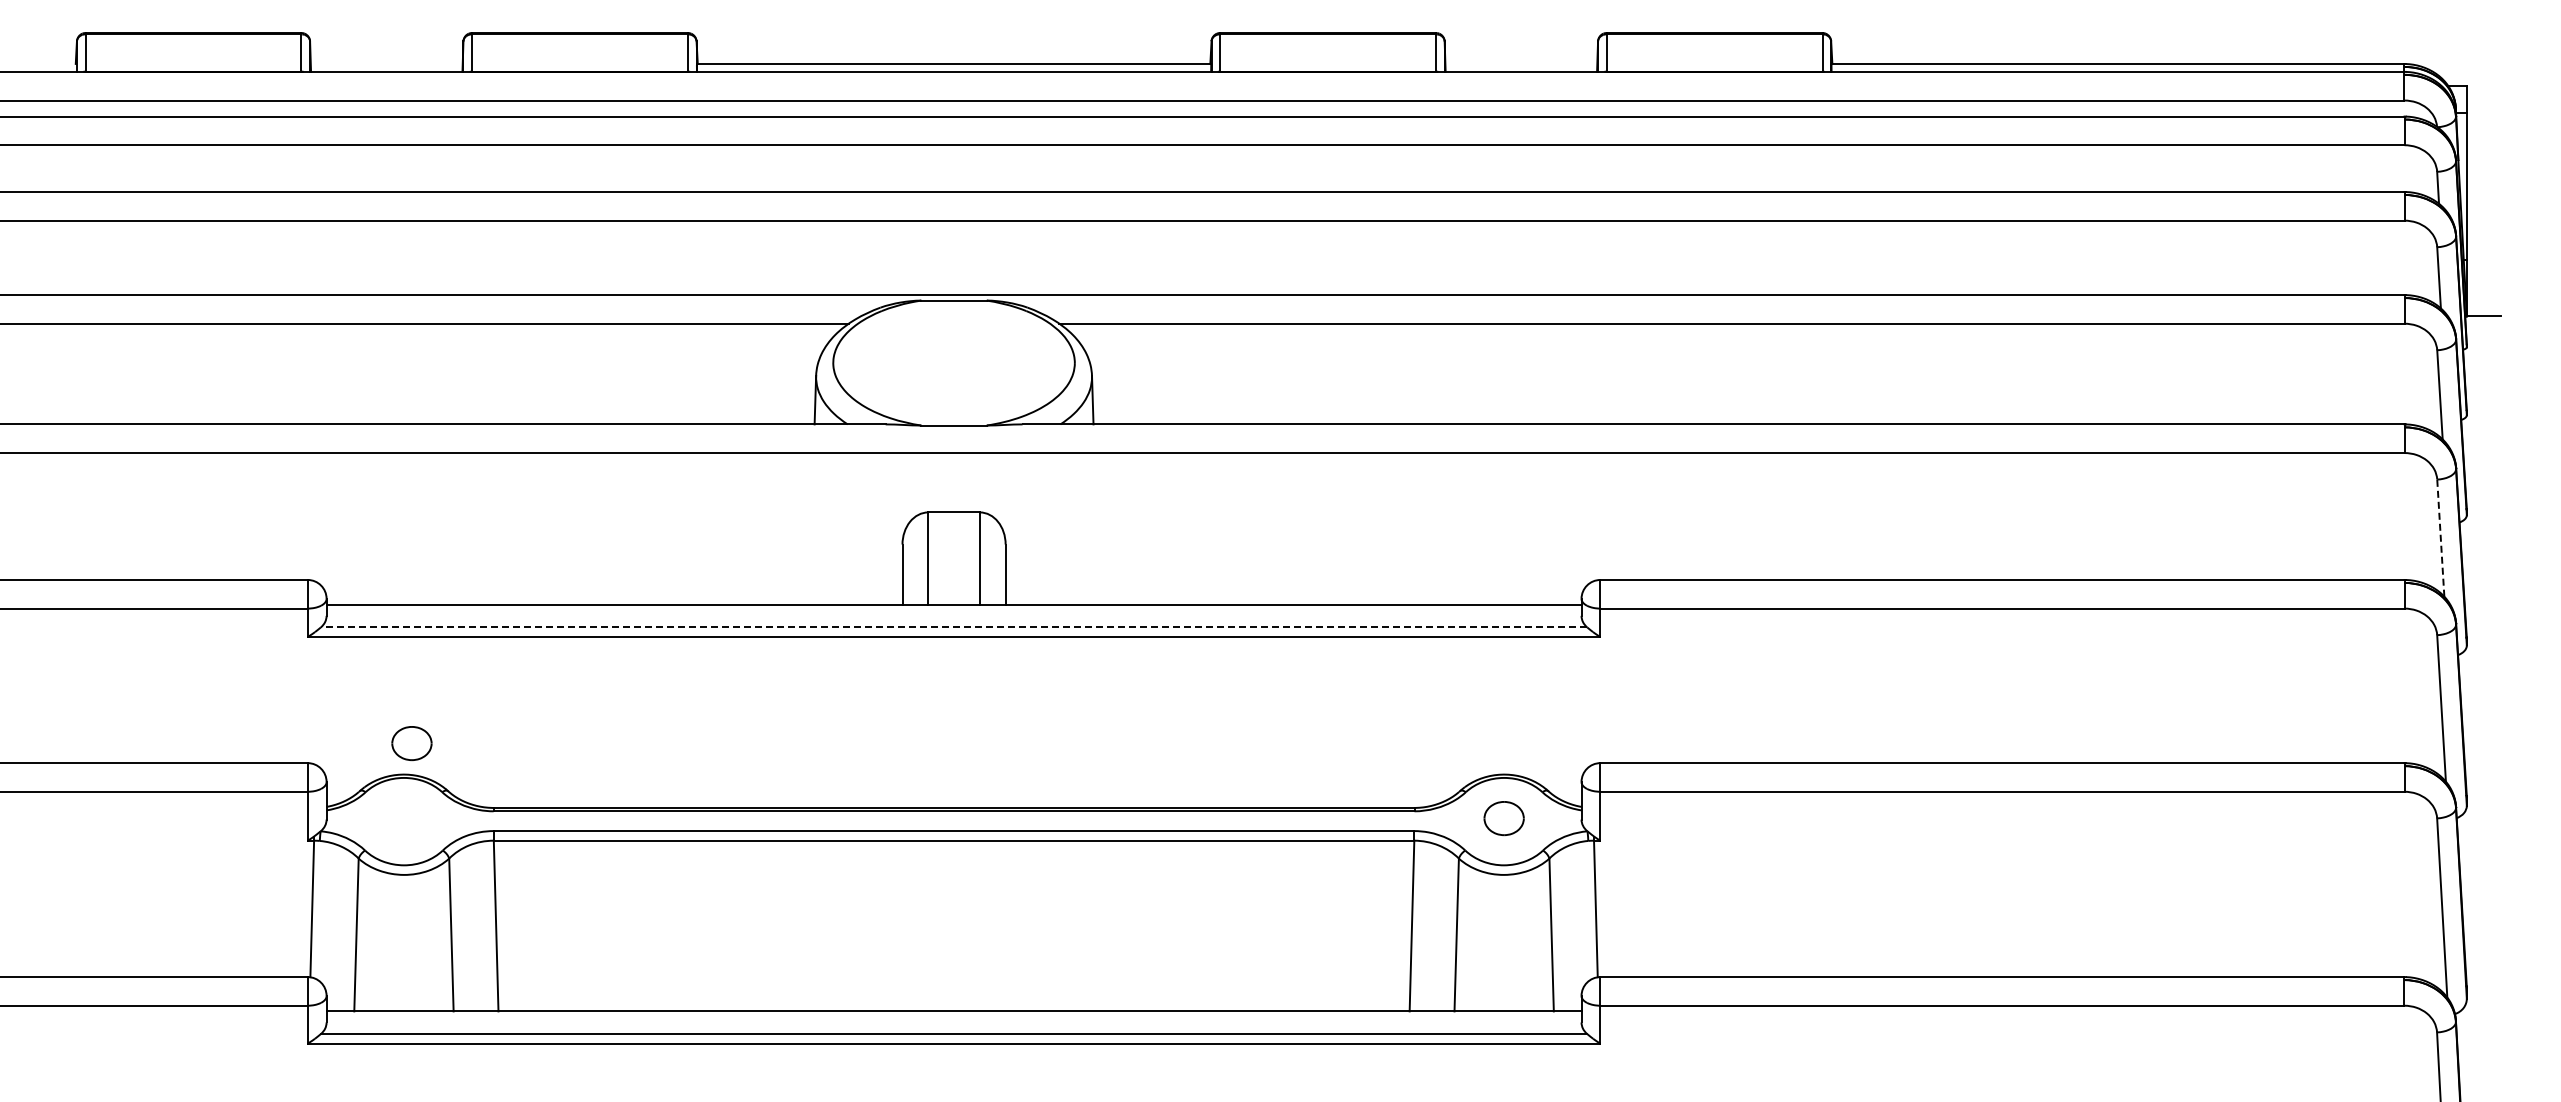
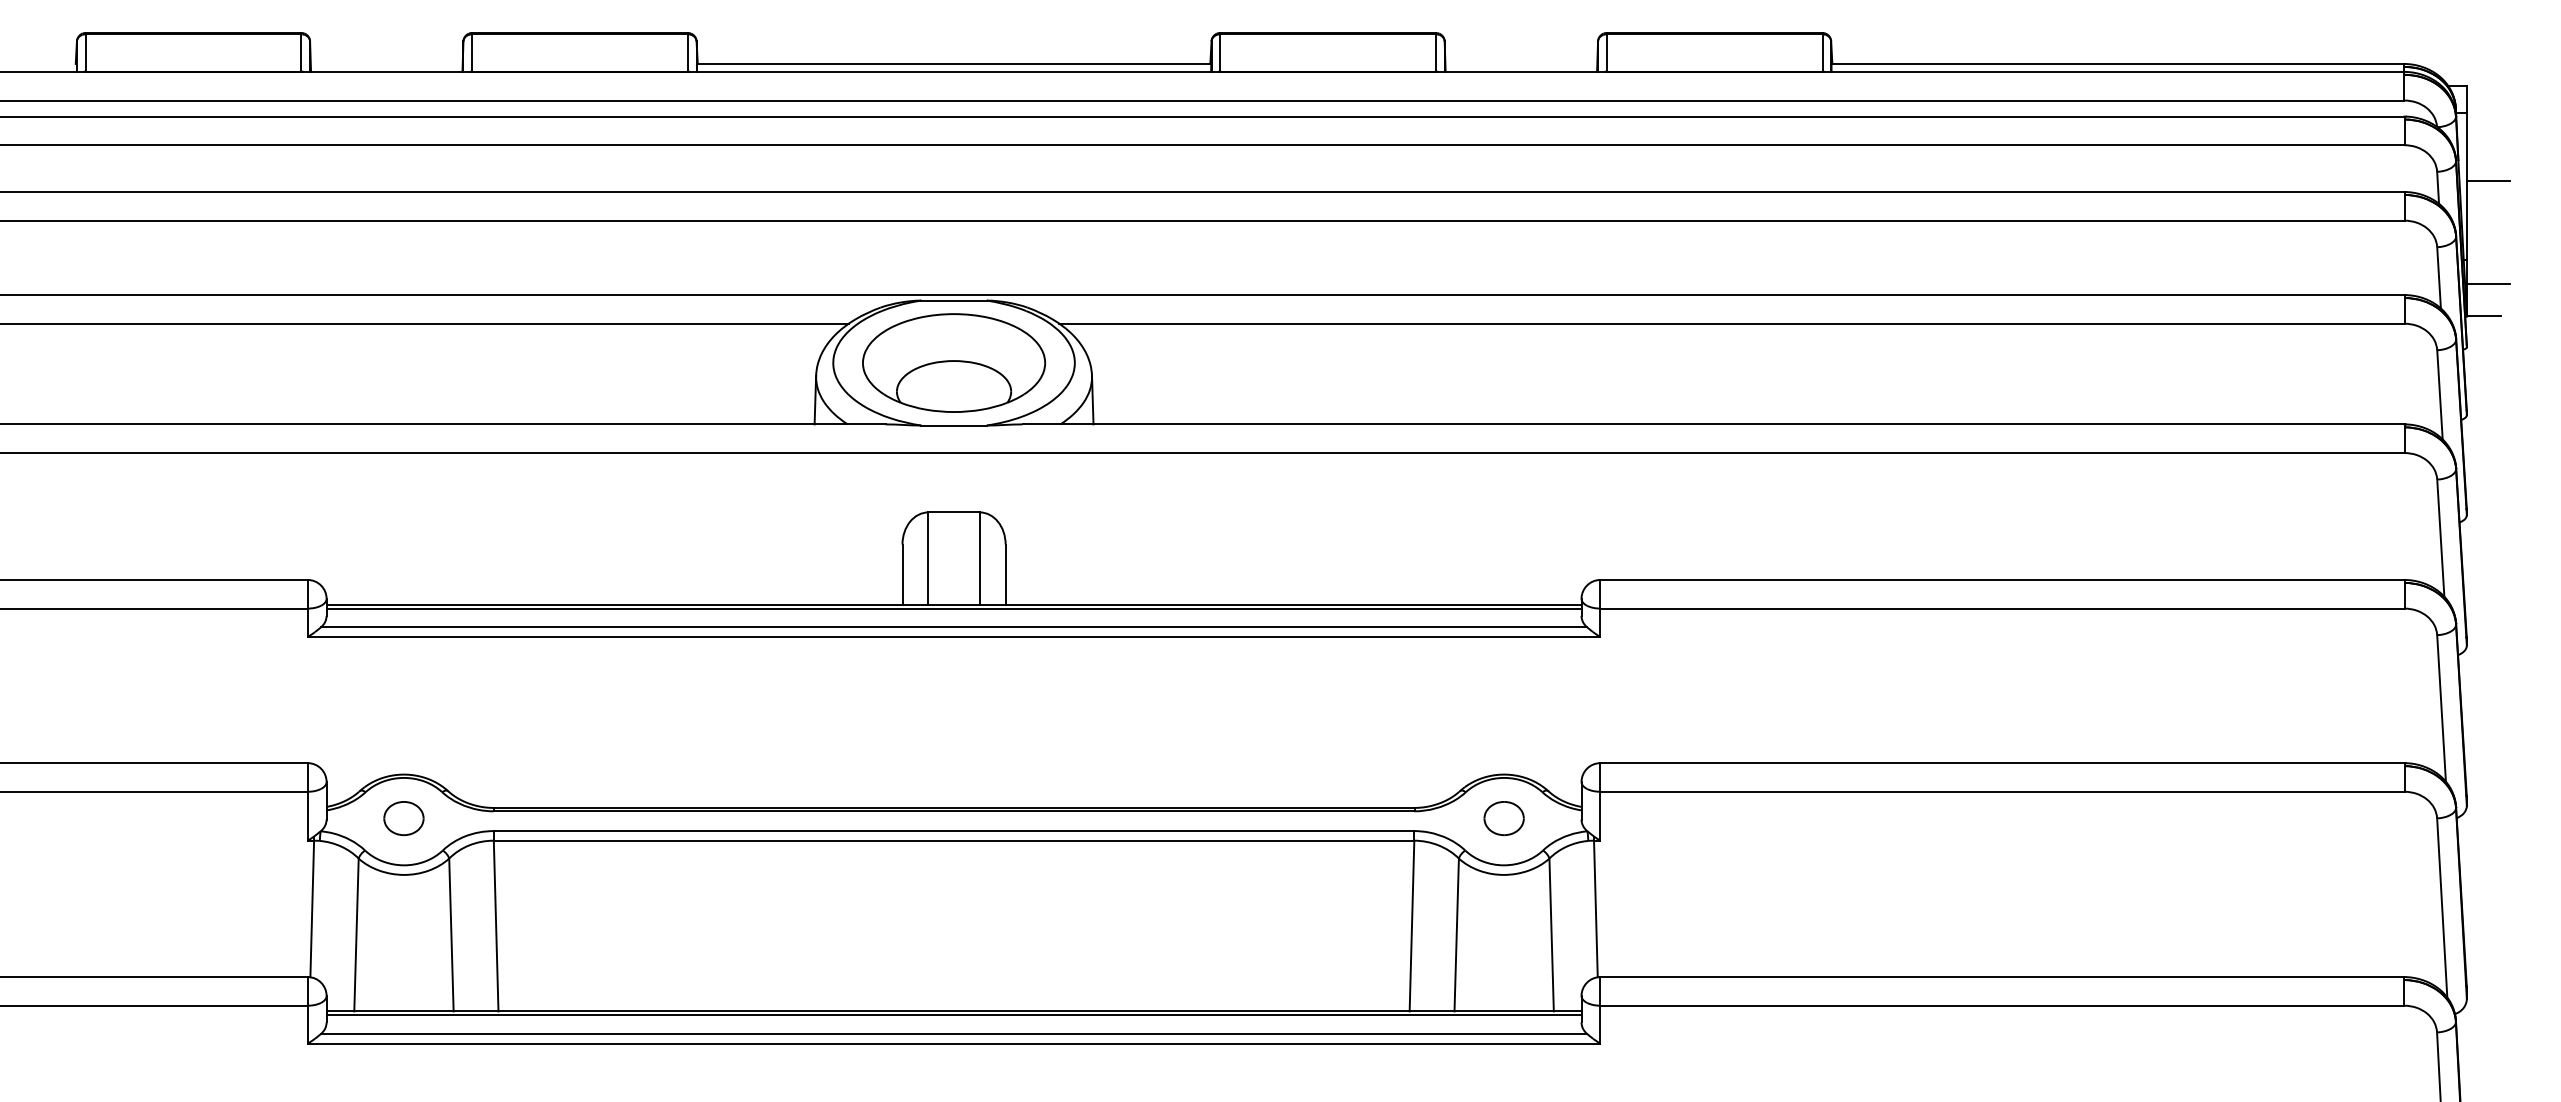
line: none -> present (2487, 181)
line: none -> present (2487, 284)
part: none -> present (954, 362)
line: dashed -> solid (2440, 538)
line: none -> present (953, 608)
line: dashed -> solid (953, 627)
part position: (411, 743) -> (403, 818) (403, 818)
line: none -> present (953, 1014)
